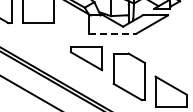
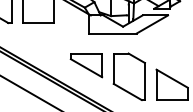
line: dashed -> solid (112, 33)
part position: (86, 58) -> (86, 65) (86, 65)
part position: (170, 91) -> (171, 84) (171, 84)
